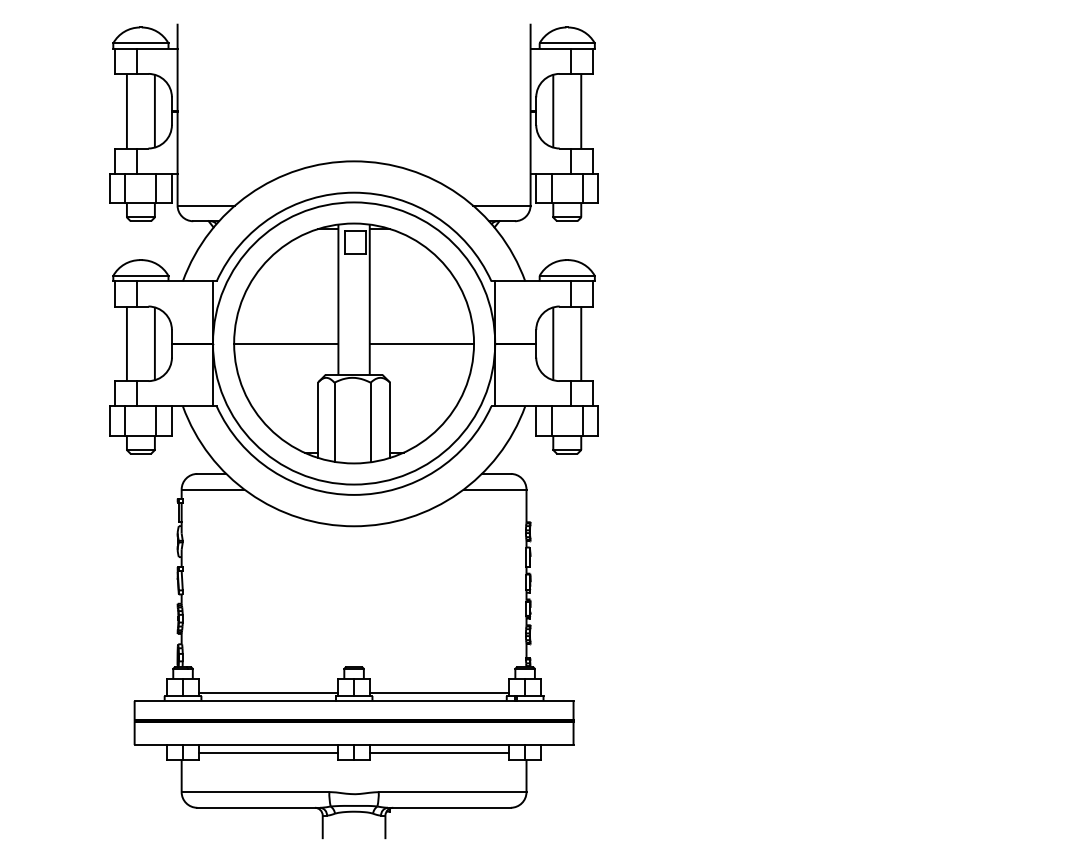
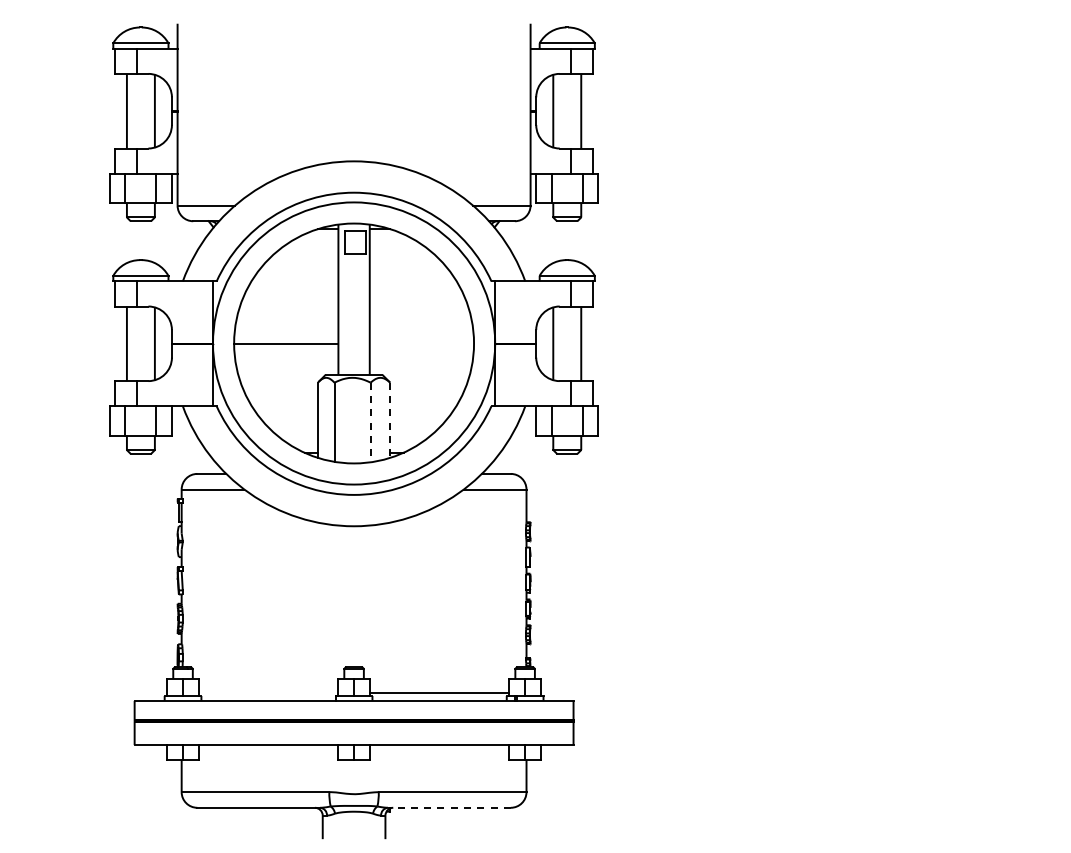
line: present -> none (421, 343)
line: solid -> dashed (390, 420)
line: solid -> dashed (370, 422)
line: present -> none (268, 693)
line: present -> none (268, 752)
line: present -> none (439, 752)
line: solid -> dashed (448, 807)
